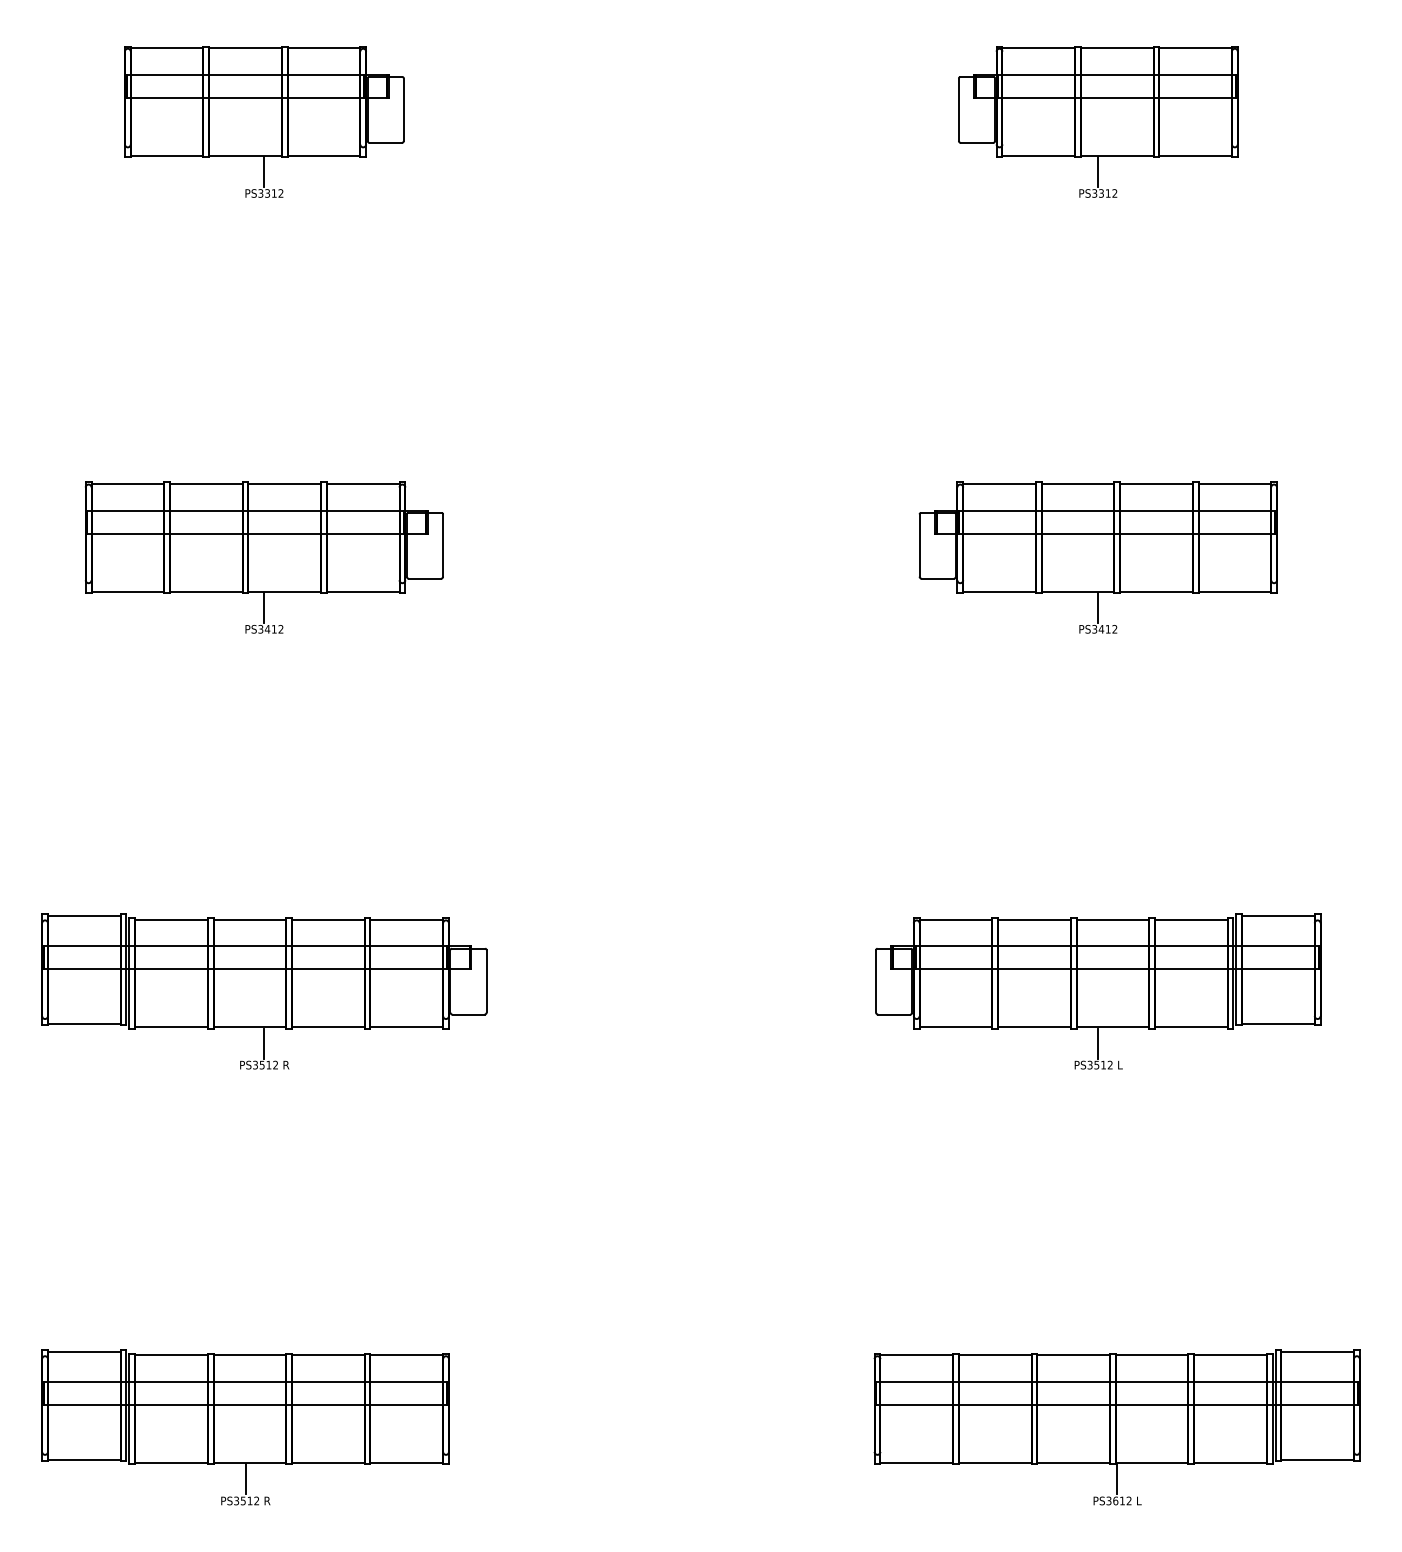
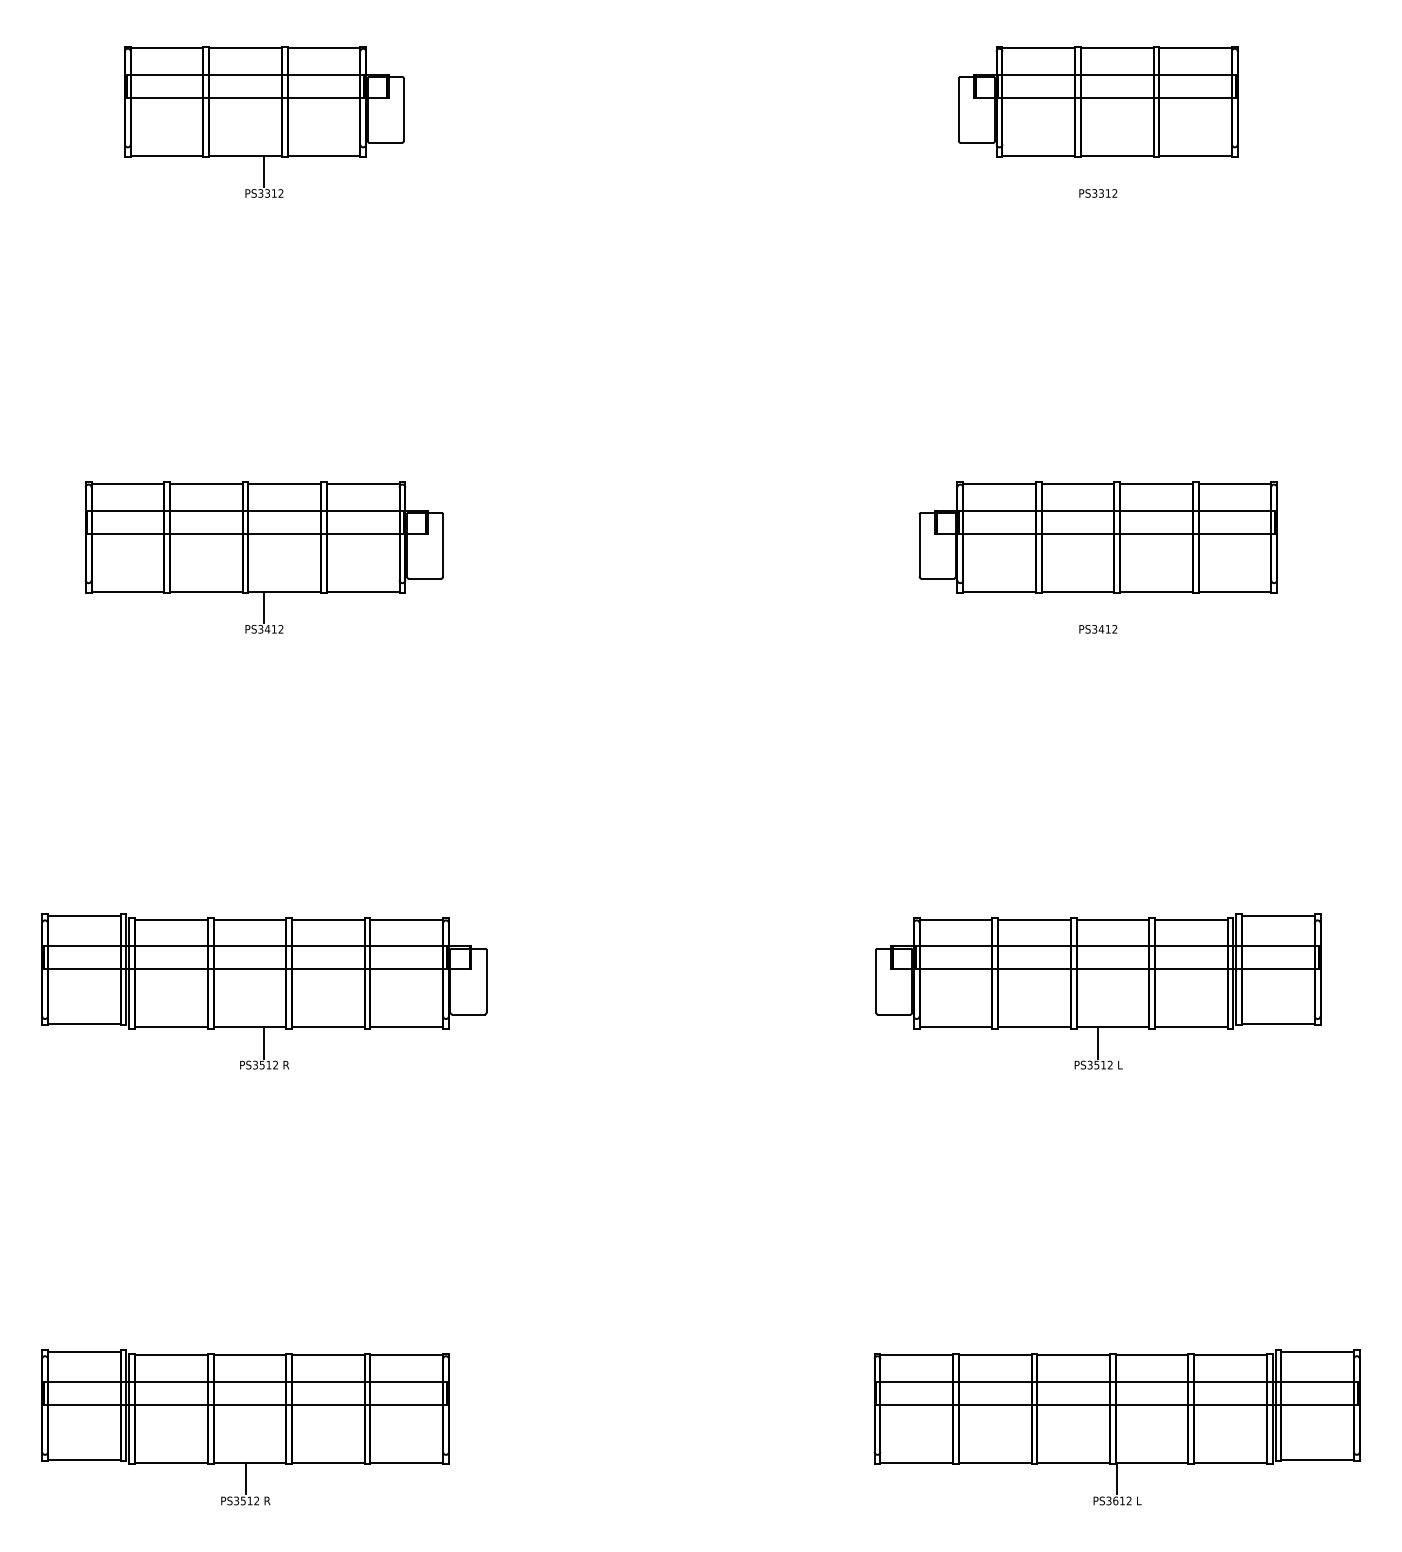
line: present -> none (1098, 171)
line: present -> none (1098, 607)
